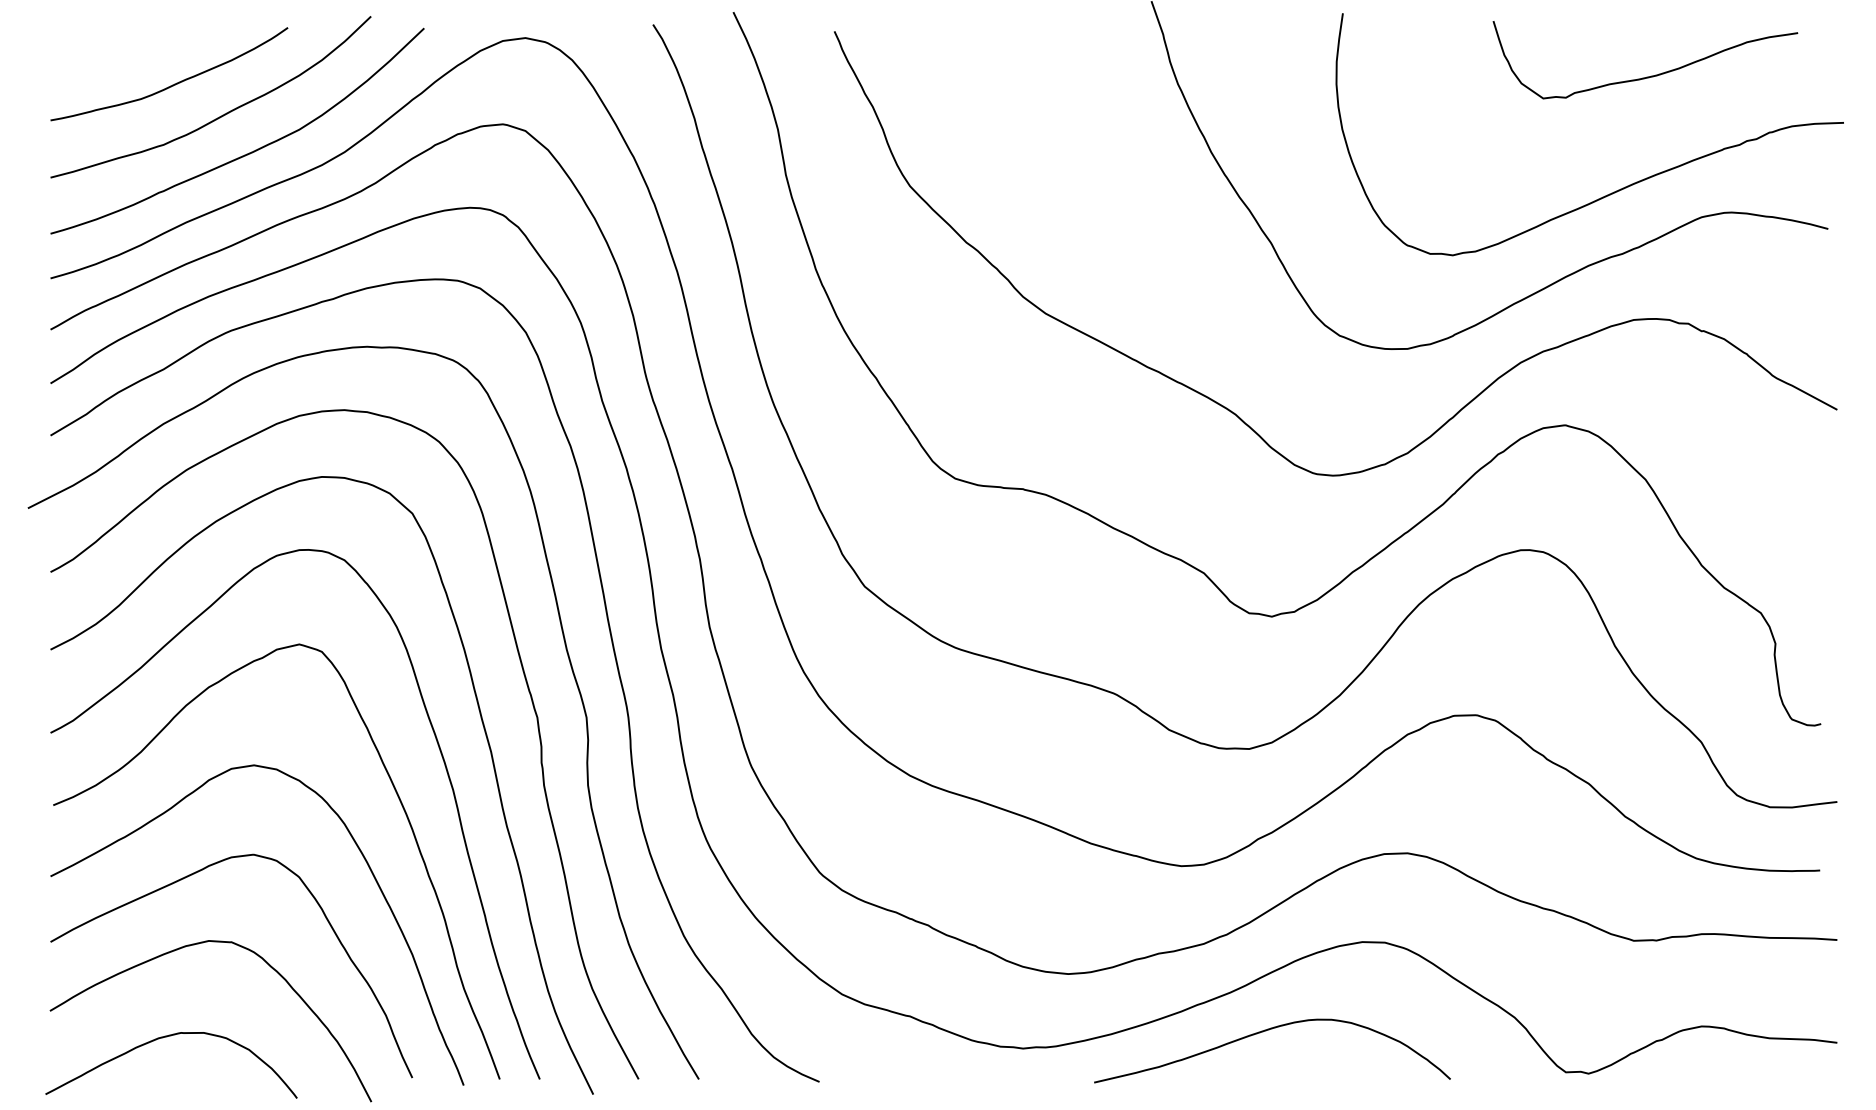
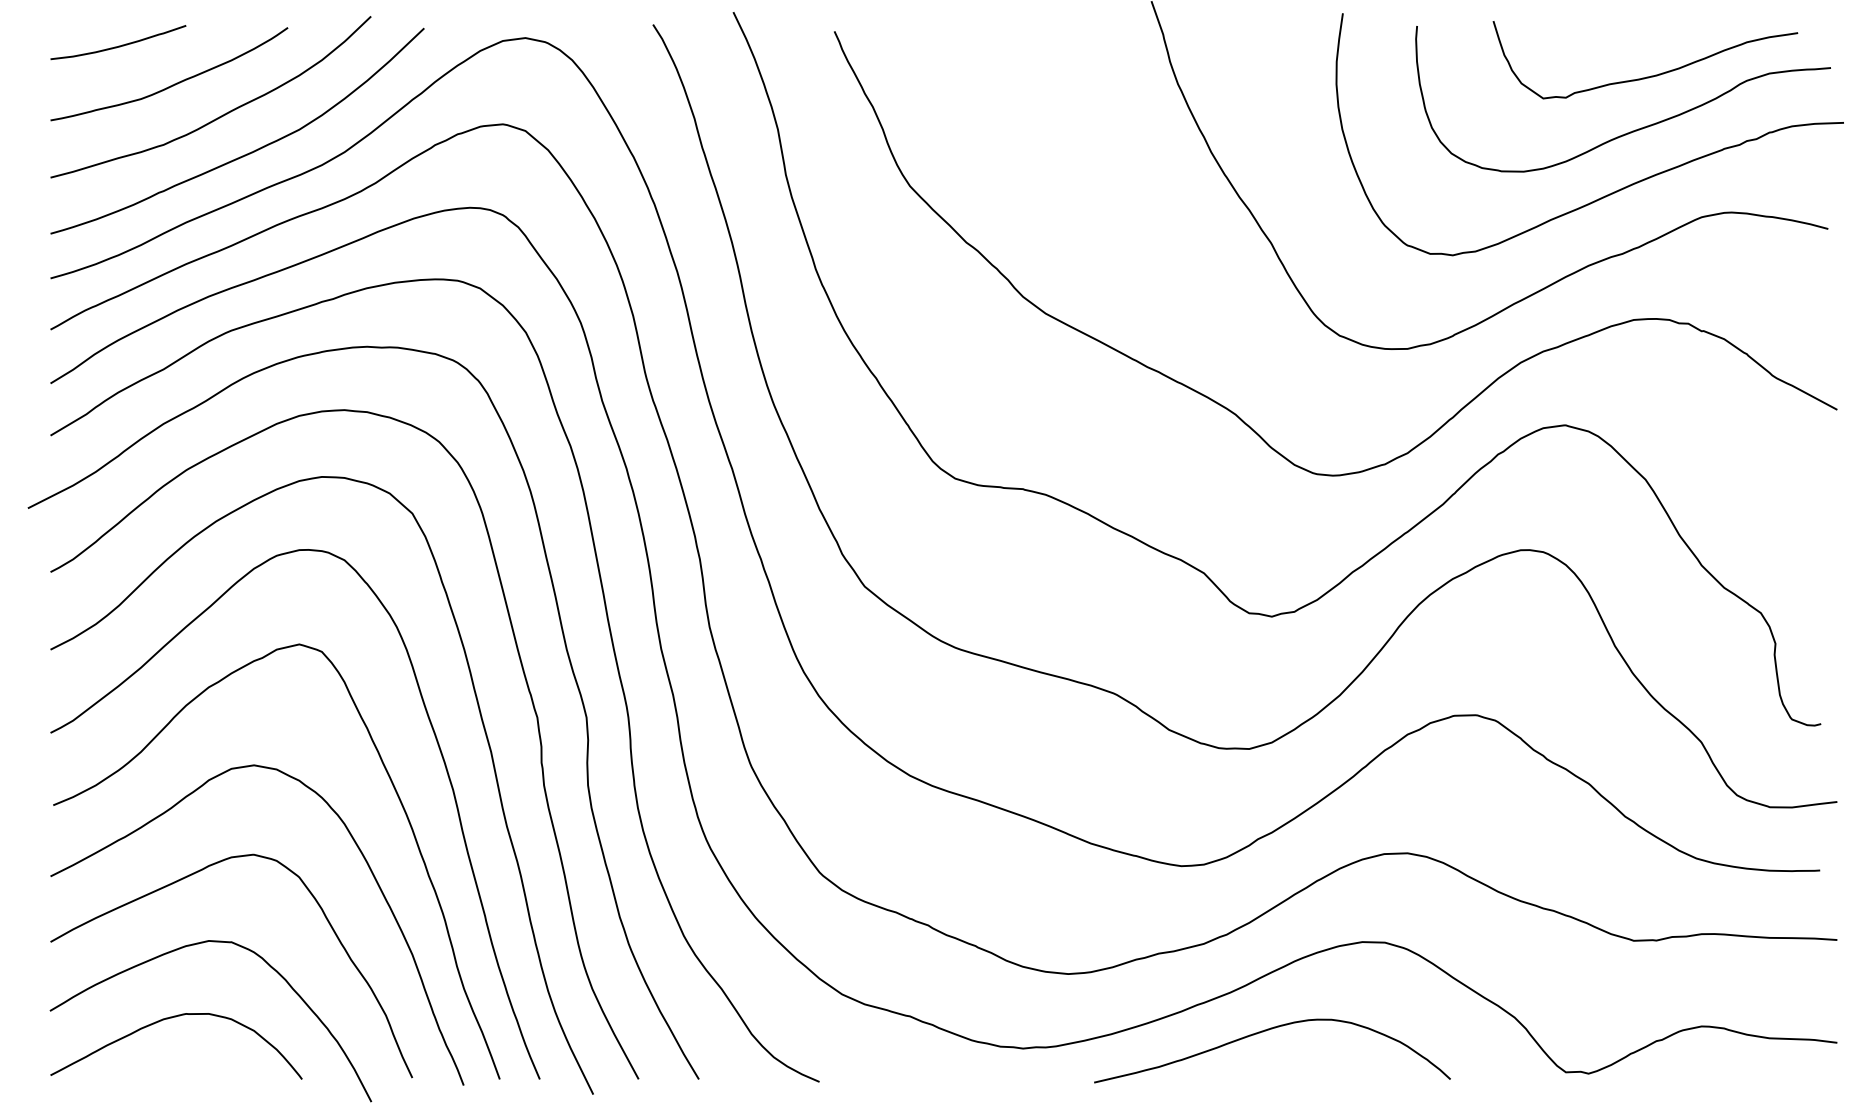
curve: none -> present (118, 45)
curve: none -> present (1632, 130)
curve position: (167, 1037) -> (172, 1018) (172, 1018)
